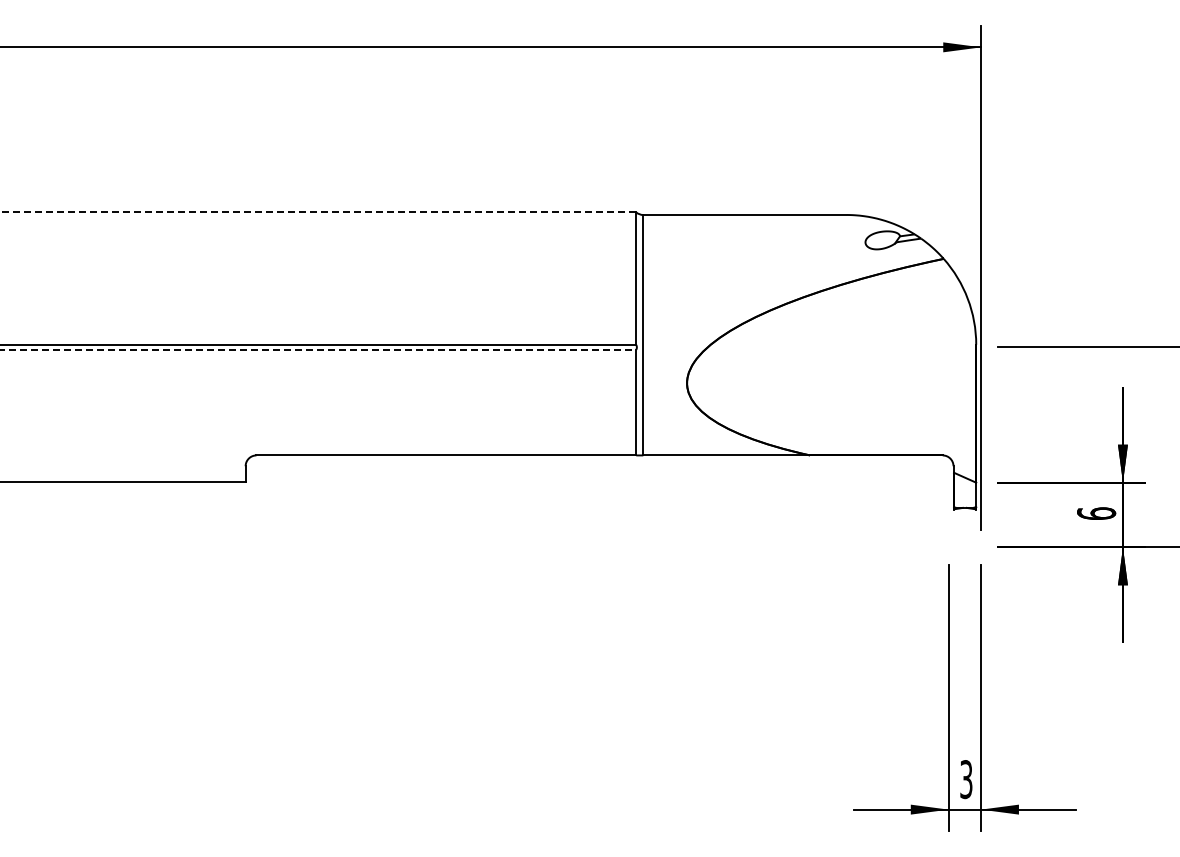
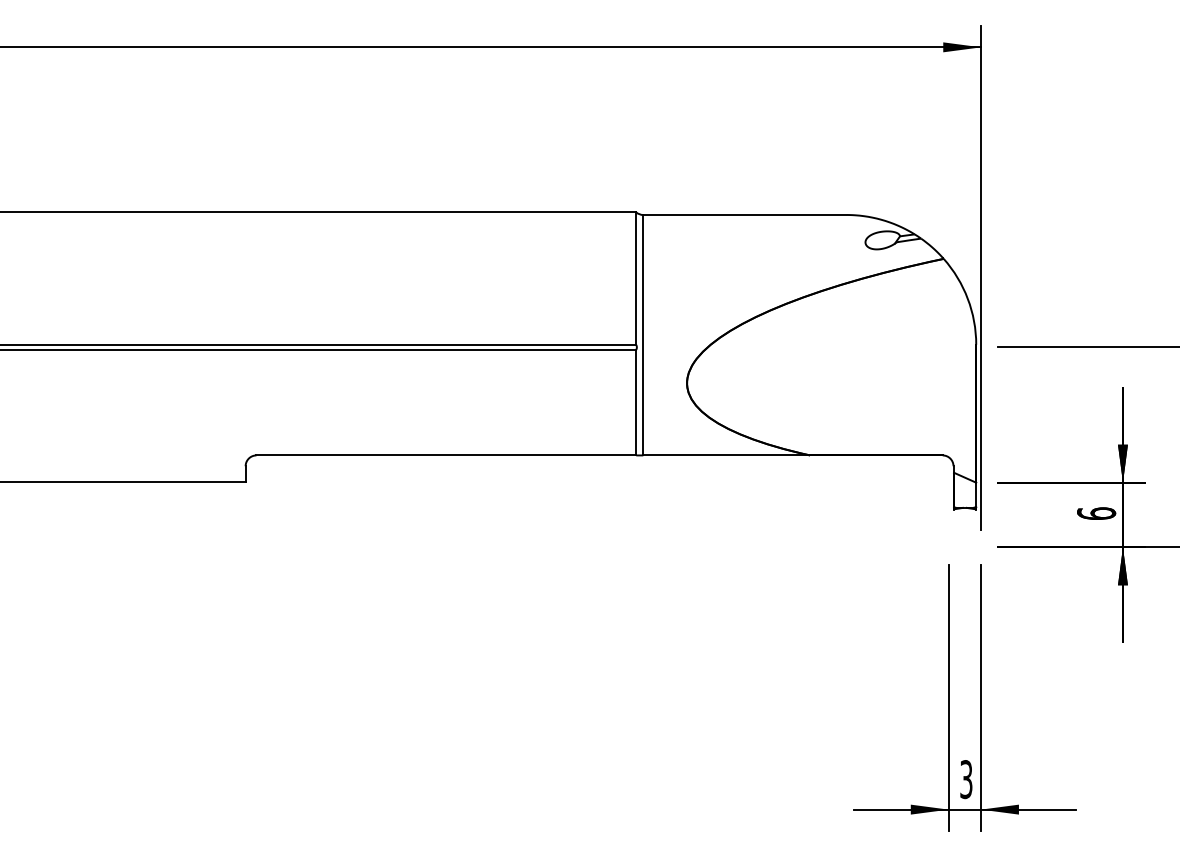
line: dashed -> solid (318, 212)
line: dashed -> solid (318, 349)
